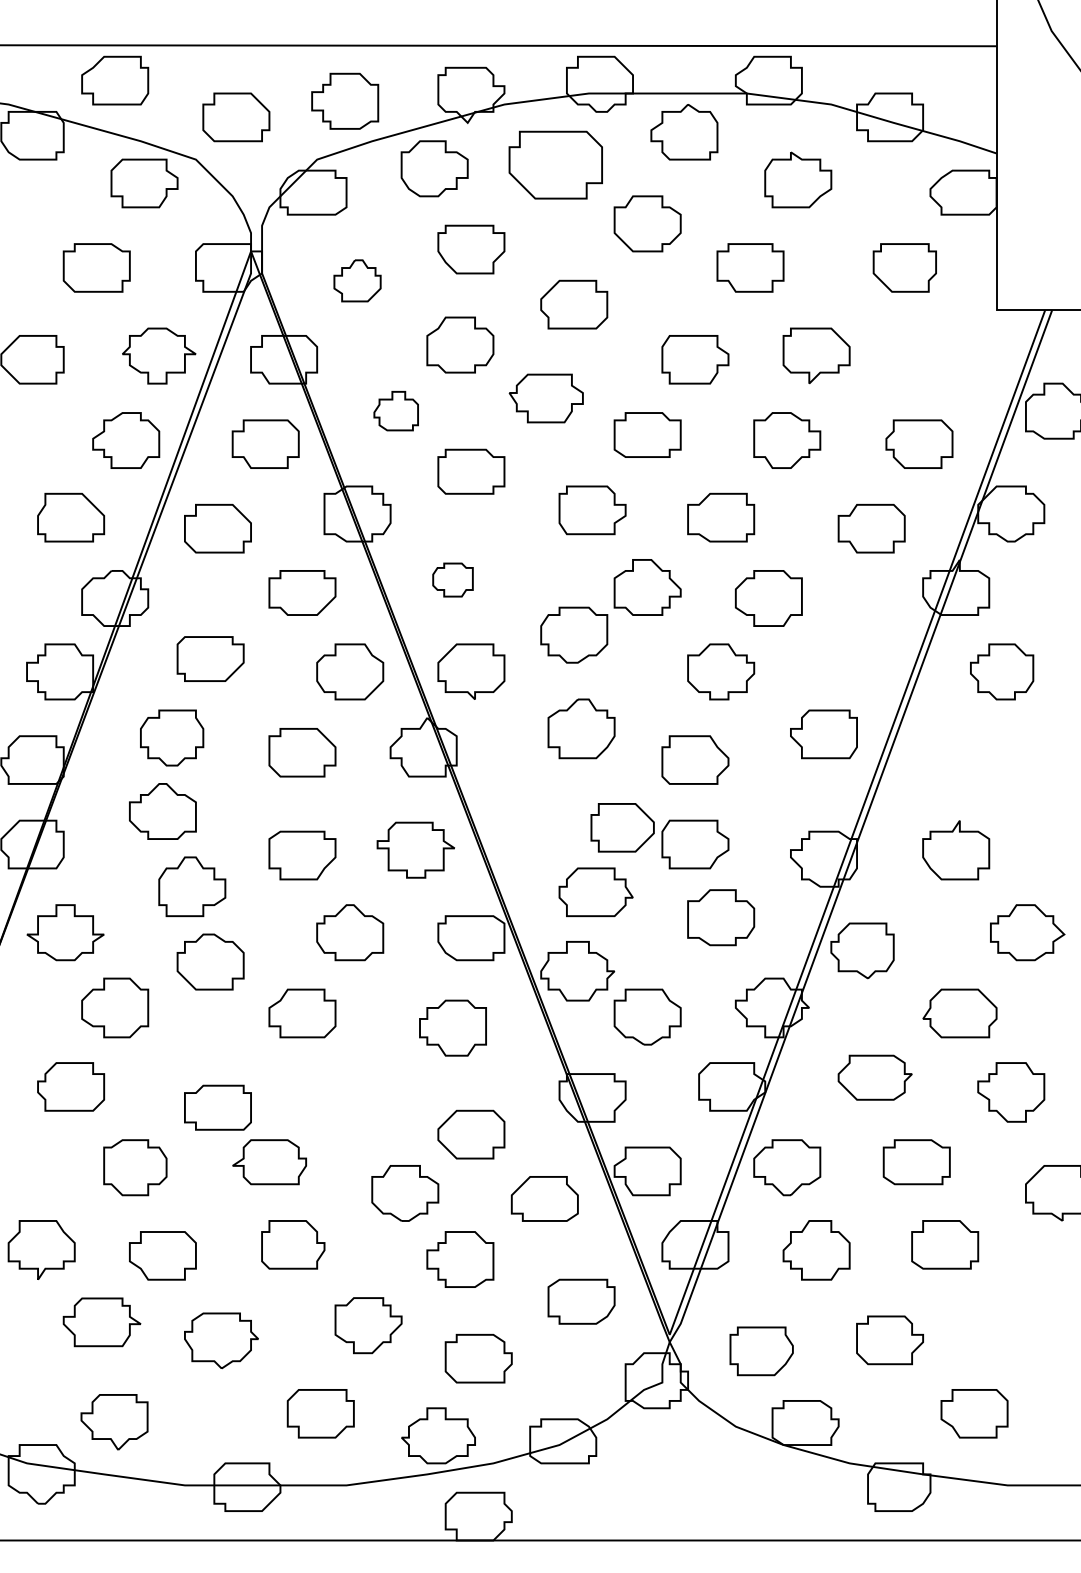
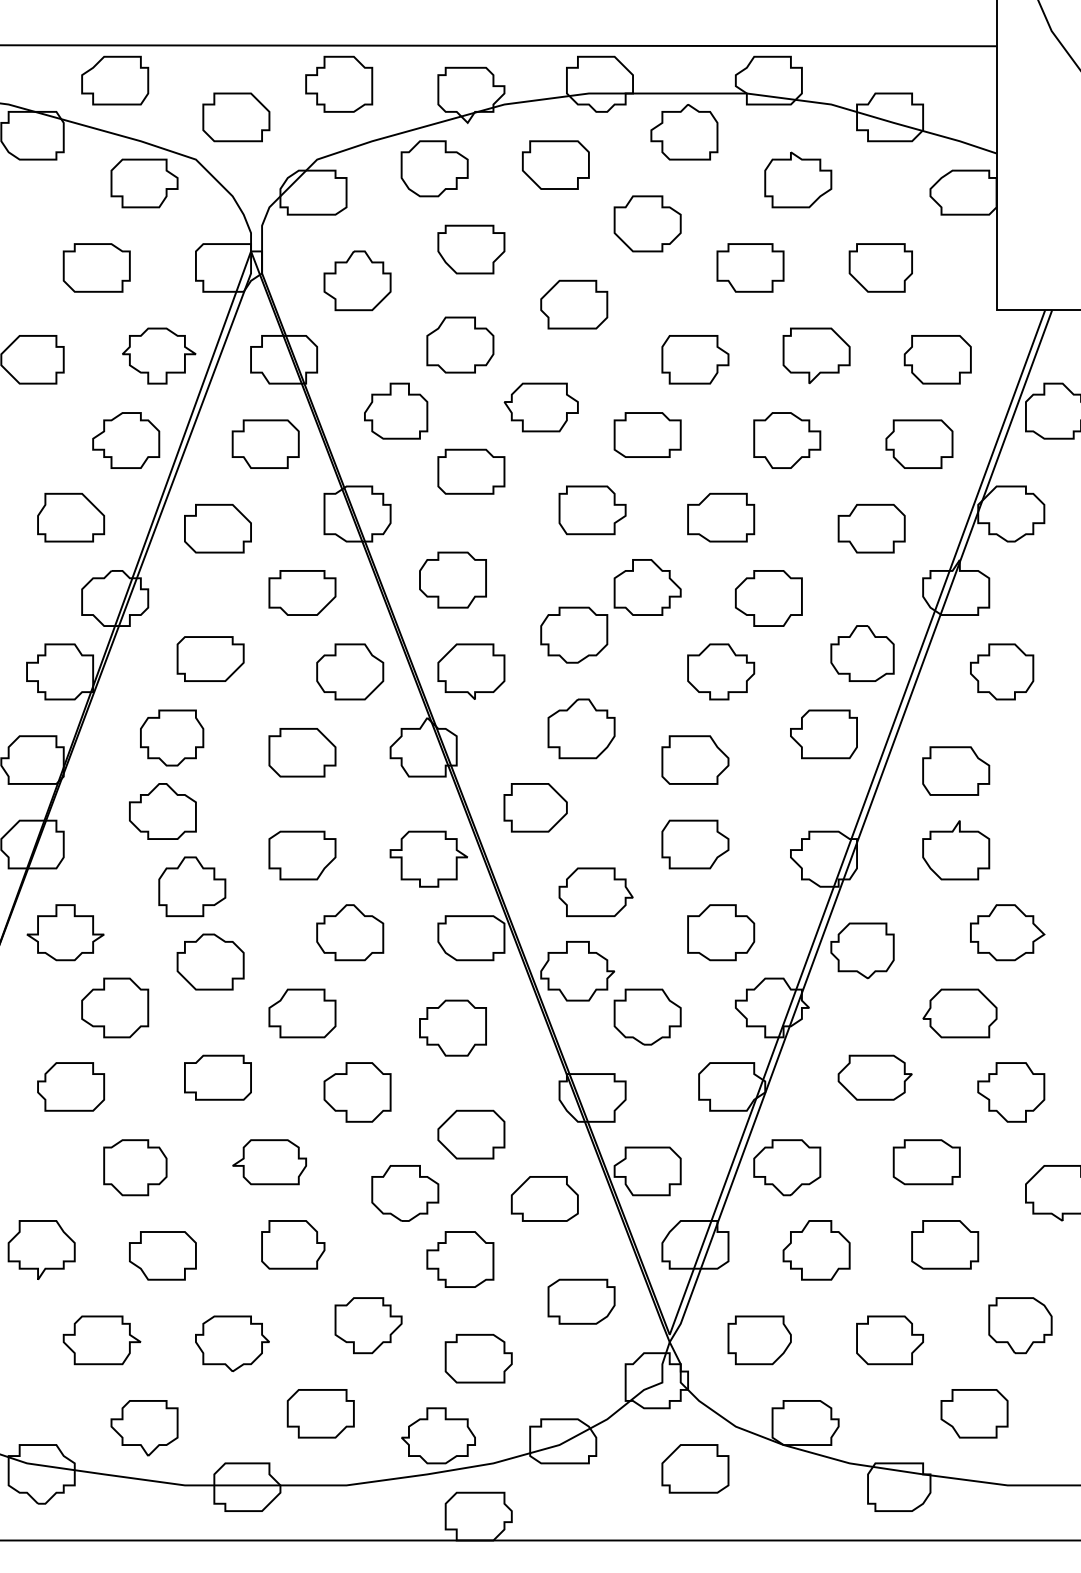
part position: (345, 100) -> (339, 83) (339, 83)
part size: 95x70 px -> 68x50 px (555, 164)
part position: (904, 267) -> (880, 267) (880, 267)
part size: 49x44 px -> 69x62 px (357, 280)
part: none -> present (937, 359)
part position: (545, 398) -> (540, 407) (540, 407)
part size: 46x41 px -> 65x58 px (396, 410)
part size: 42x36 px -> 68x58 px (452, 579)
part: none -> present (862, 653)
part: none -> present (956, 770)
part position: (622, 827) -> (535, 807) (535, 807)
part position: (415, 849) -> (428, 858) (428, 858)
part position: (721, 917) -> (721, 932) (721, 932)
part position: (1027, 932) -> (1007, 932) (1007, 932)
part: none -> present (357, 1092)
part position: (217, 1107) -> (217, 1077) (217, 1077)
part position: (916, 1162) -> (926, 1162) (926, 1162)
part position: (101, 1322) -> (101, 1340) (101, 1340)
part: none -> present (1020, 1325)
part position: (221, 1340) -> (232, 1343) (232, 1343)
part position: (761, 1351) -> (759, 1340) (759, 1340)
part position: (114, 1422) -> (144, 1428) (144, 1428)
part: none -> present (695, 1468)
